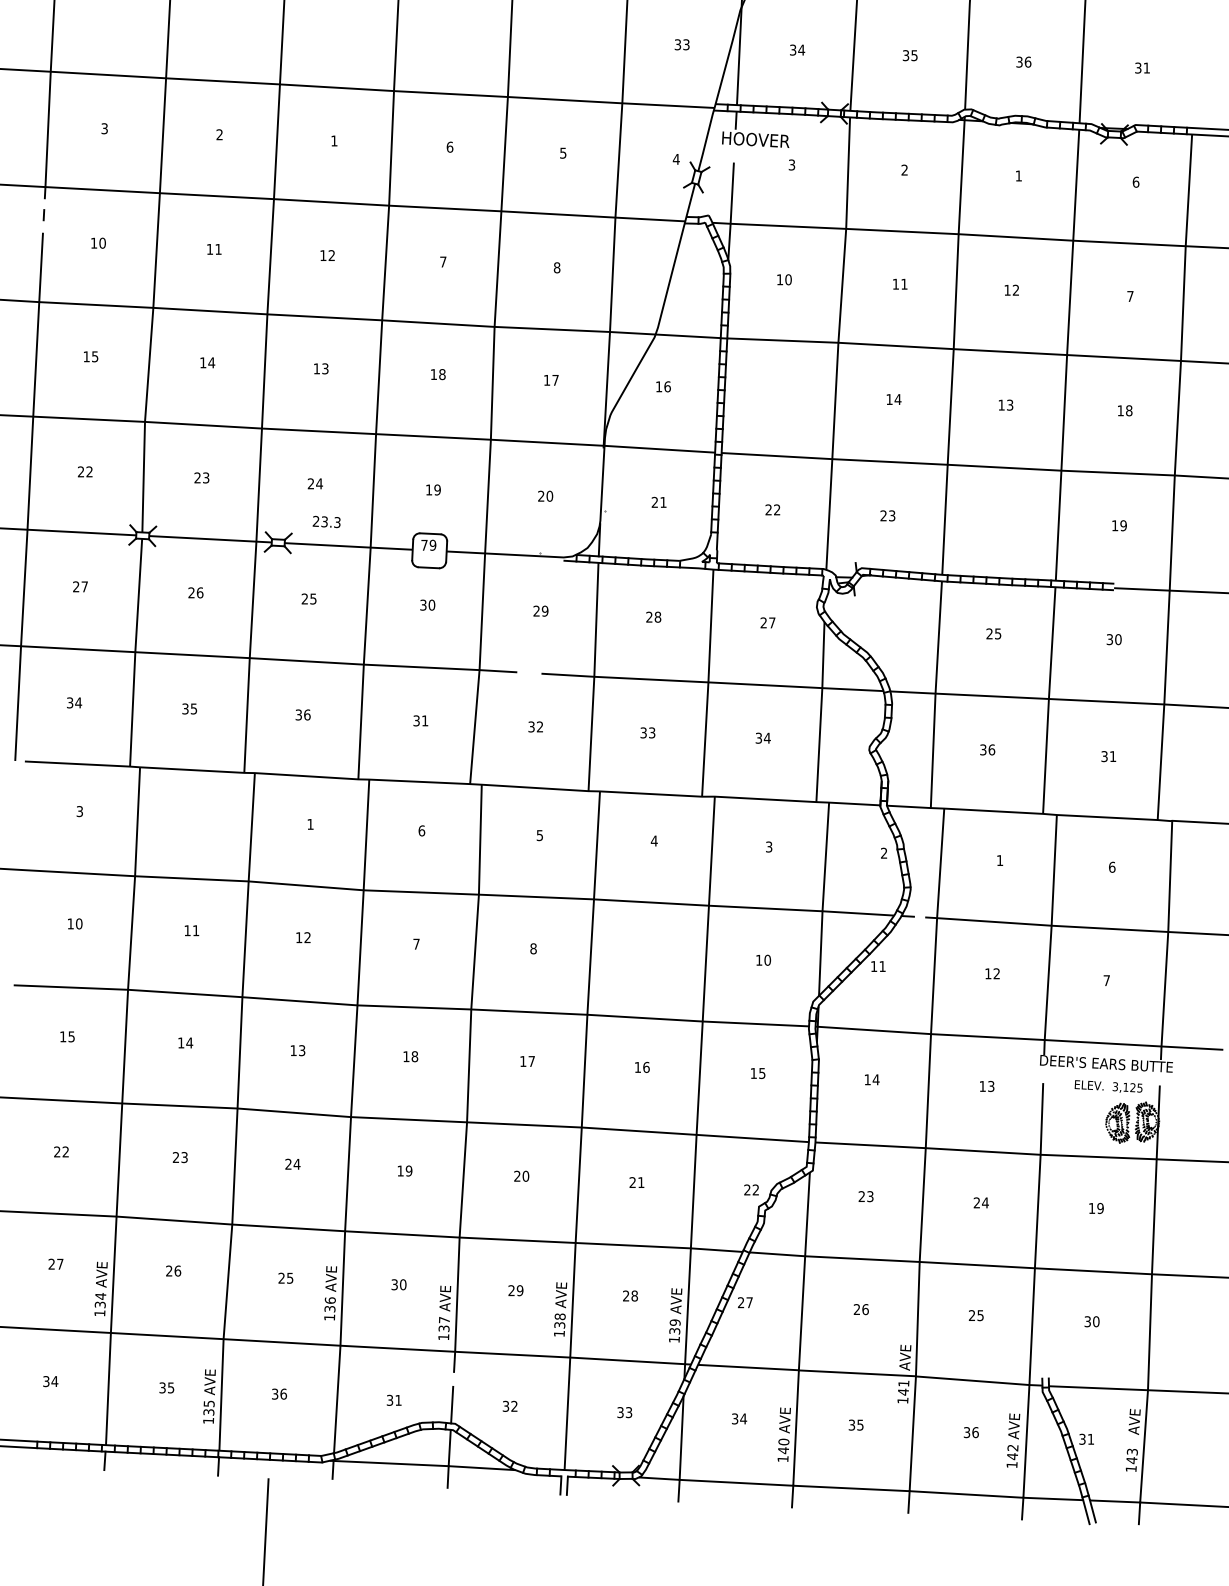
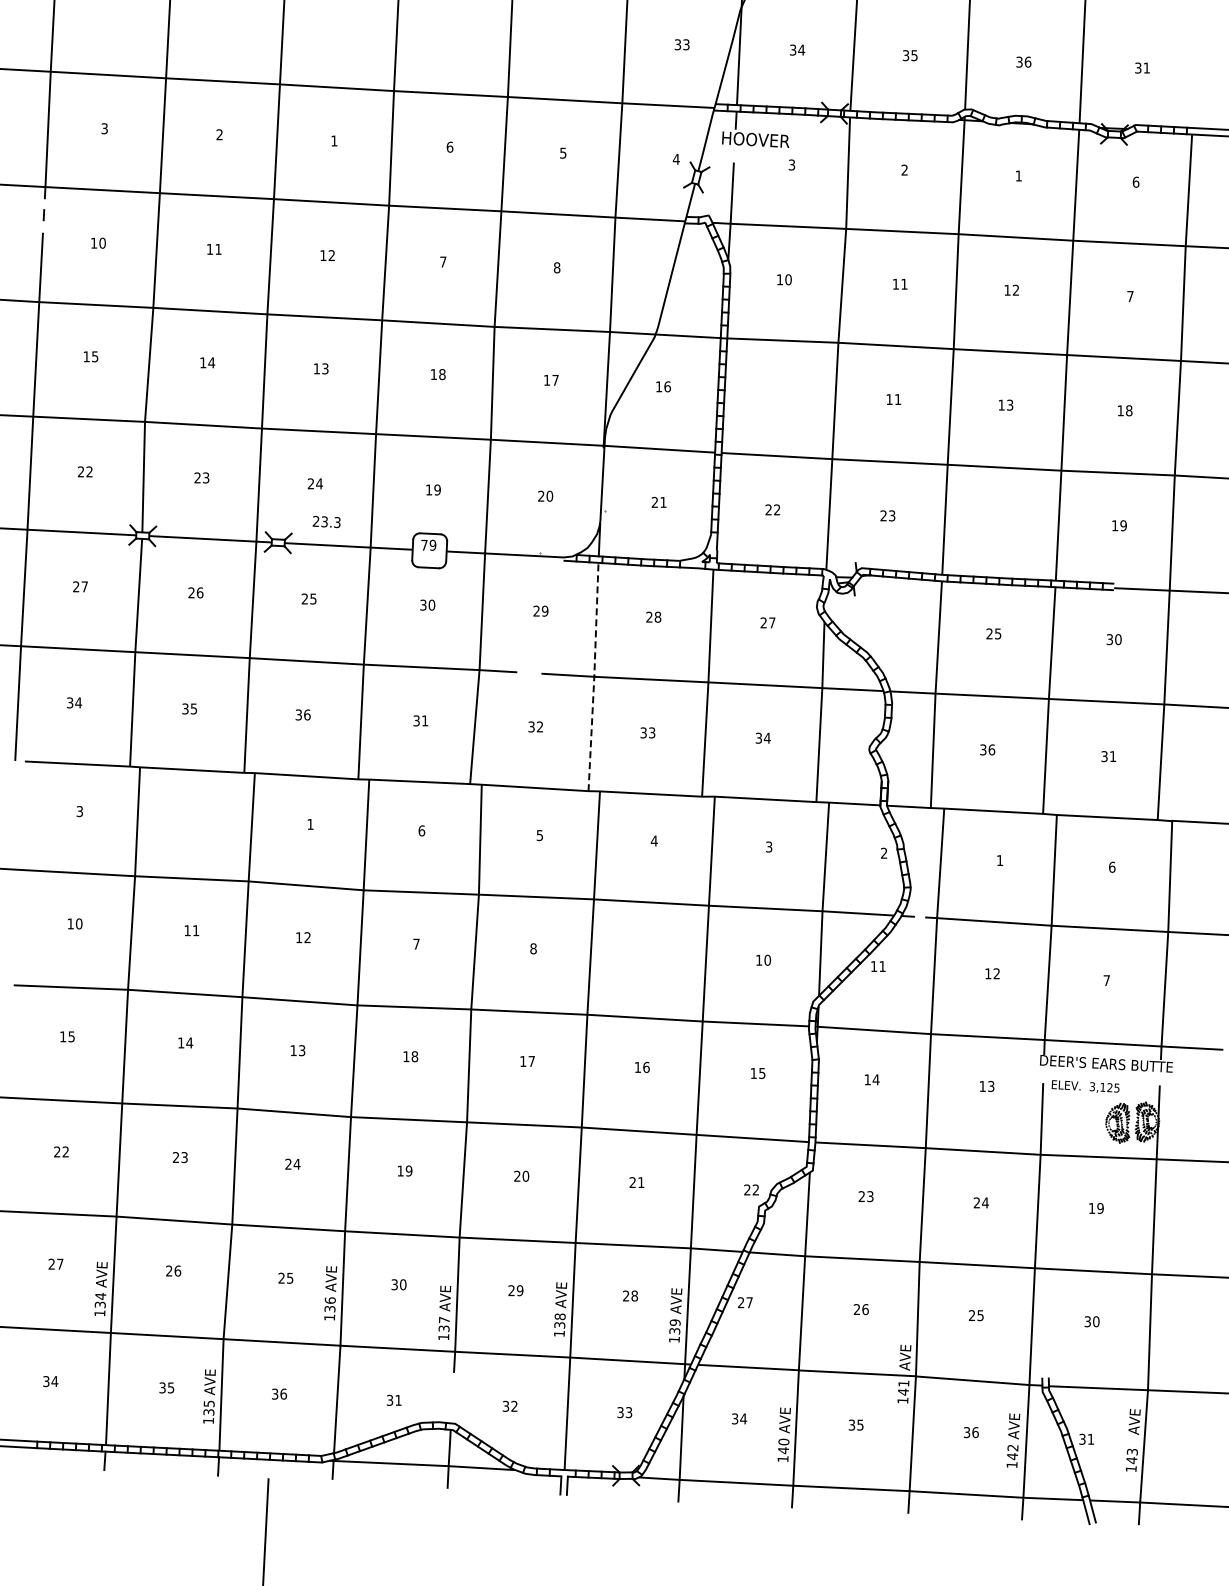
text: 14 -> 11 (897, 399)
line: solid -> dashed (594, 676)
text position: (1108, 1086) -> (1085, 1086) (1085, 1086)
line: present -> none (452, 1404)
